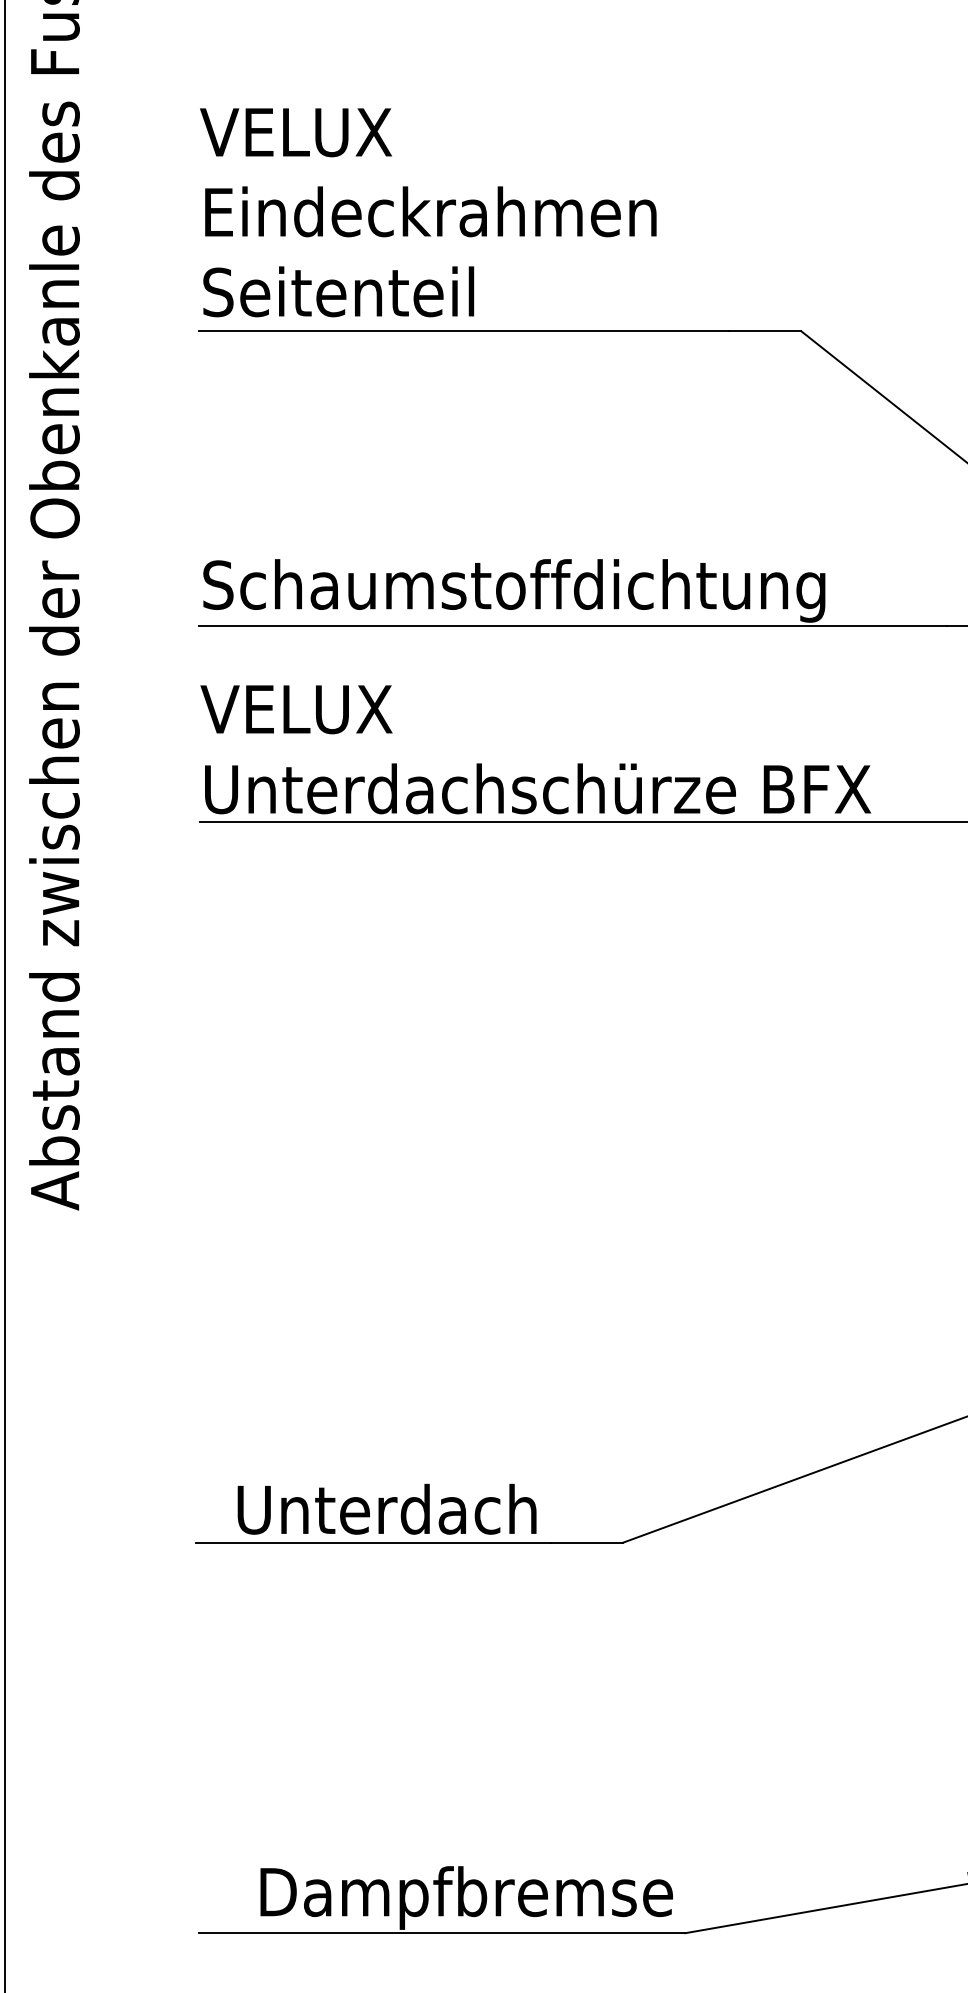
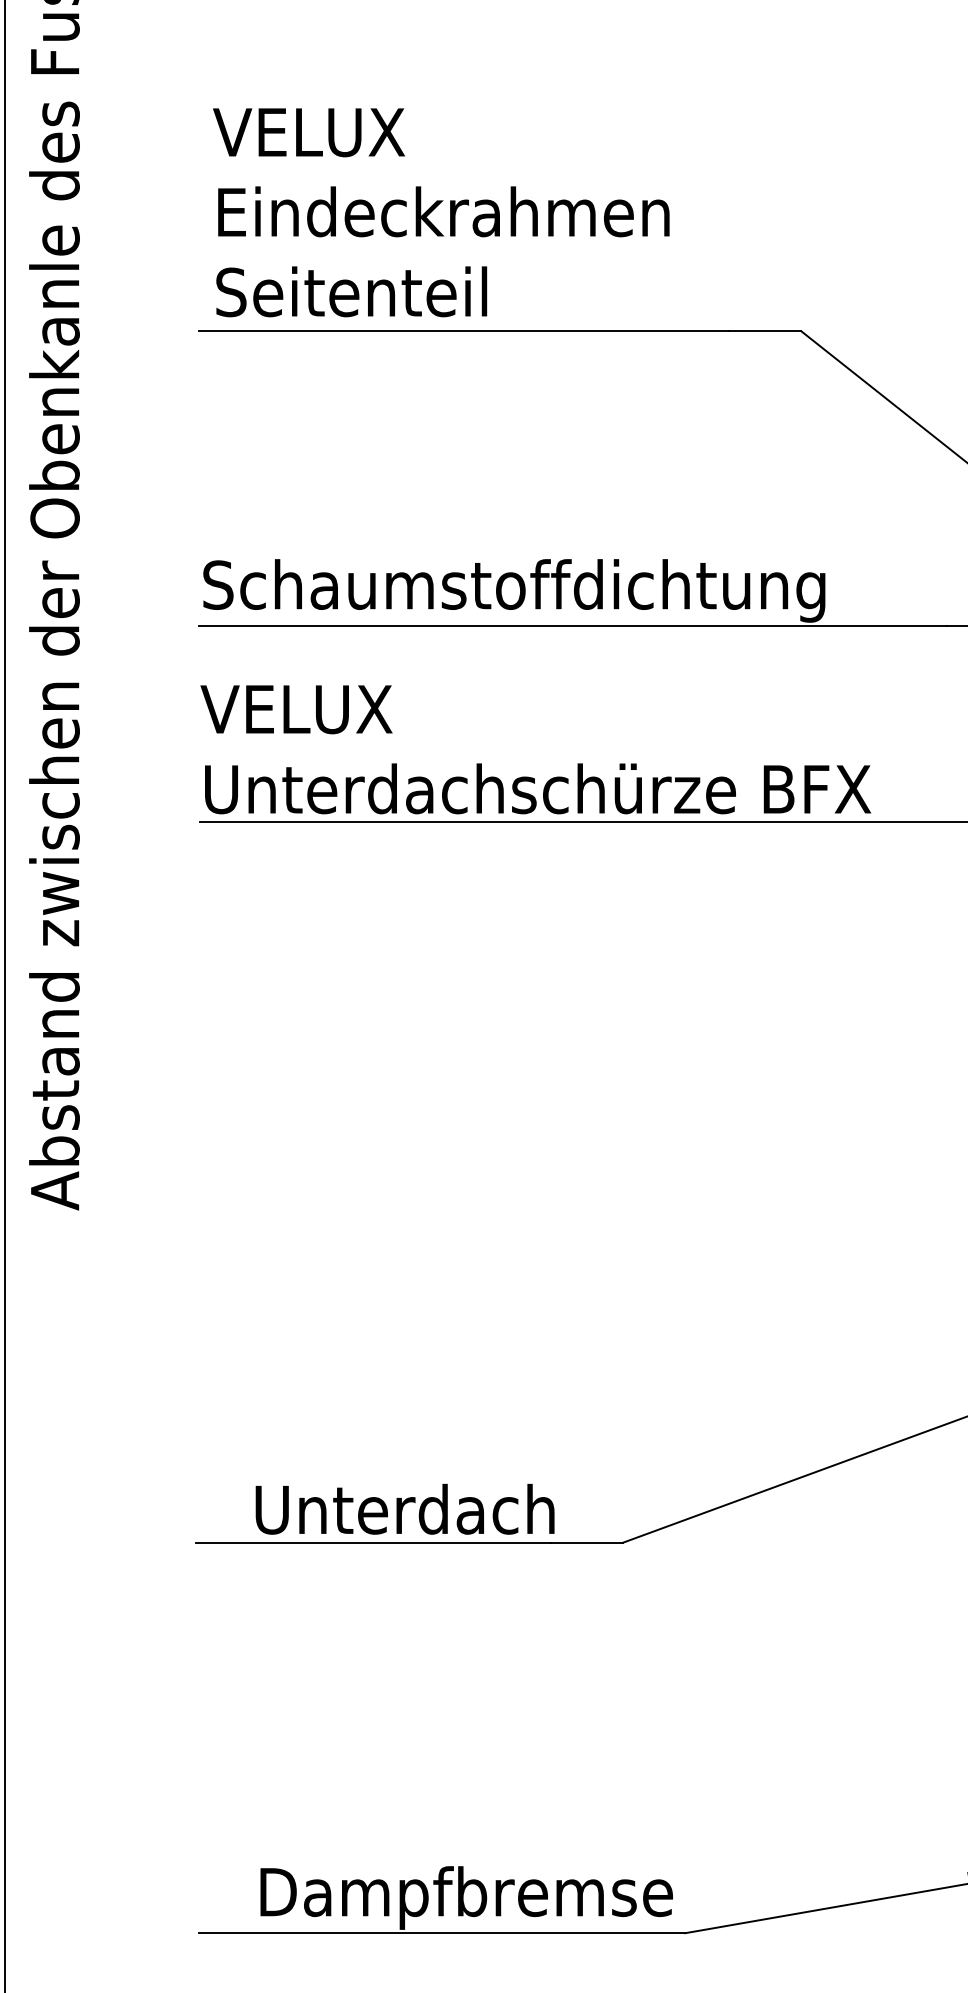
text position: (428, 212) -> (441, 212) (441, 212)
text position: (386, 1508) -> (404, 1508) (404, 1508)
